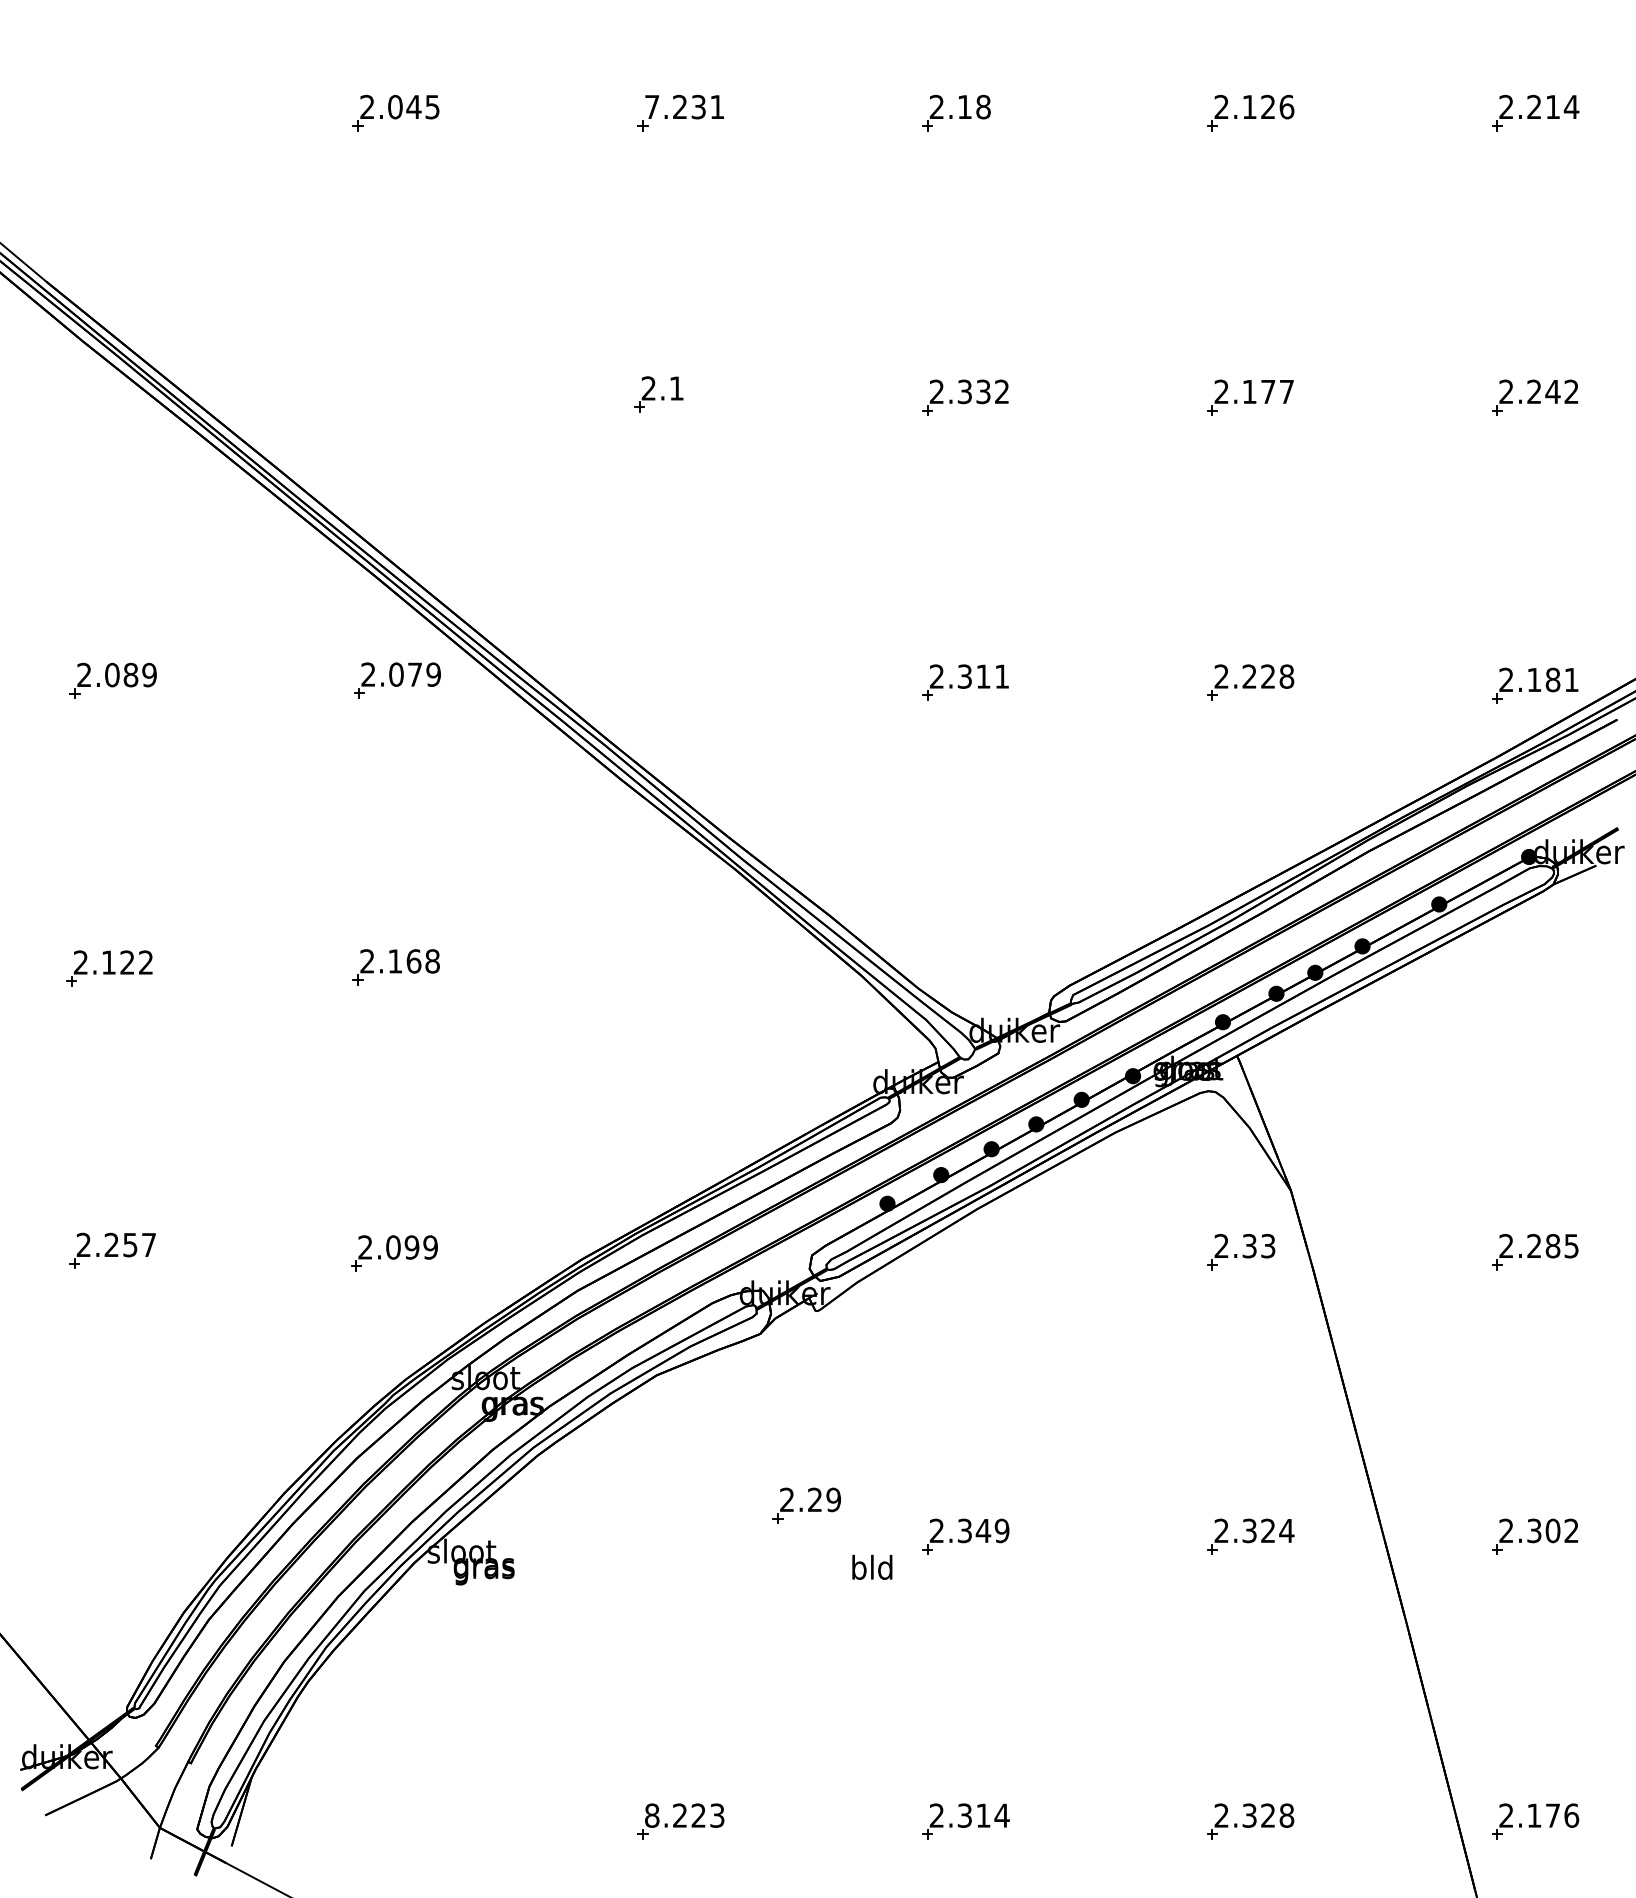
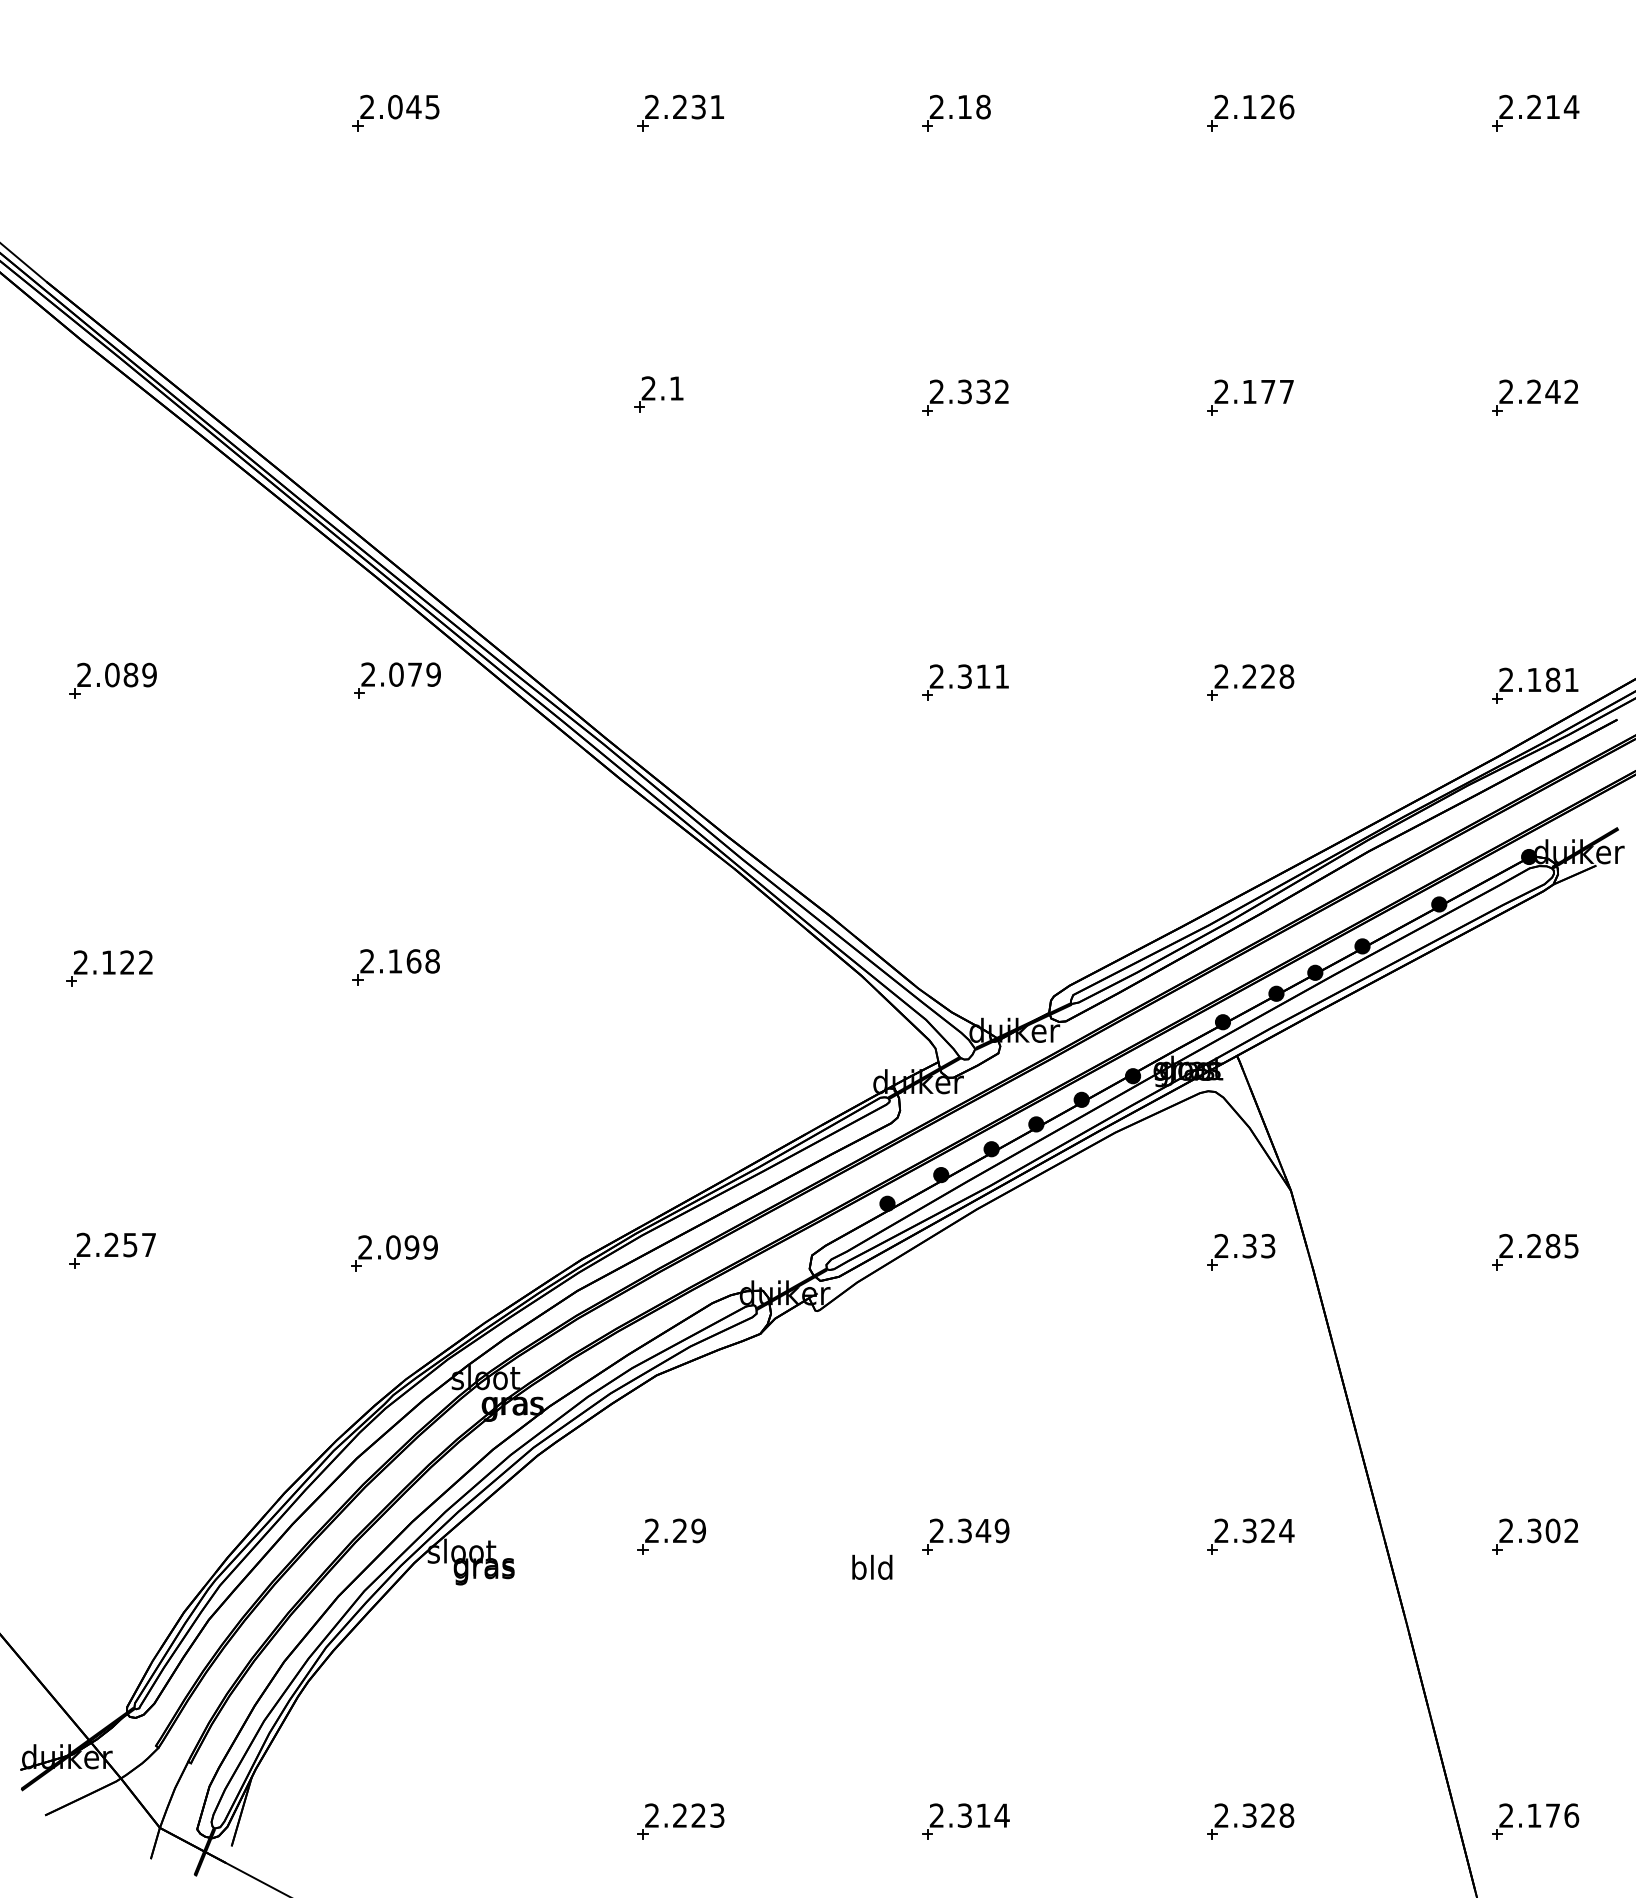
text: 7.231 -> 2.231 (651, 106)
part position: (806, 1505) -> (671, 1536) (671, 1536)
text: 8.223 -> 2.223 (652, 1815)
